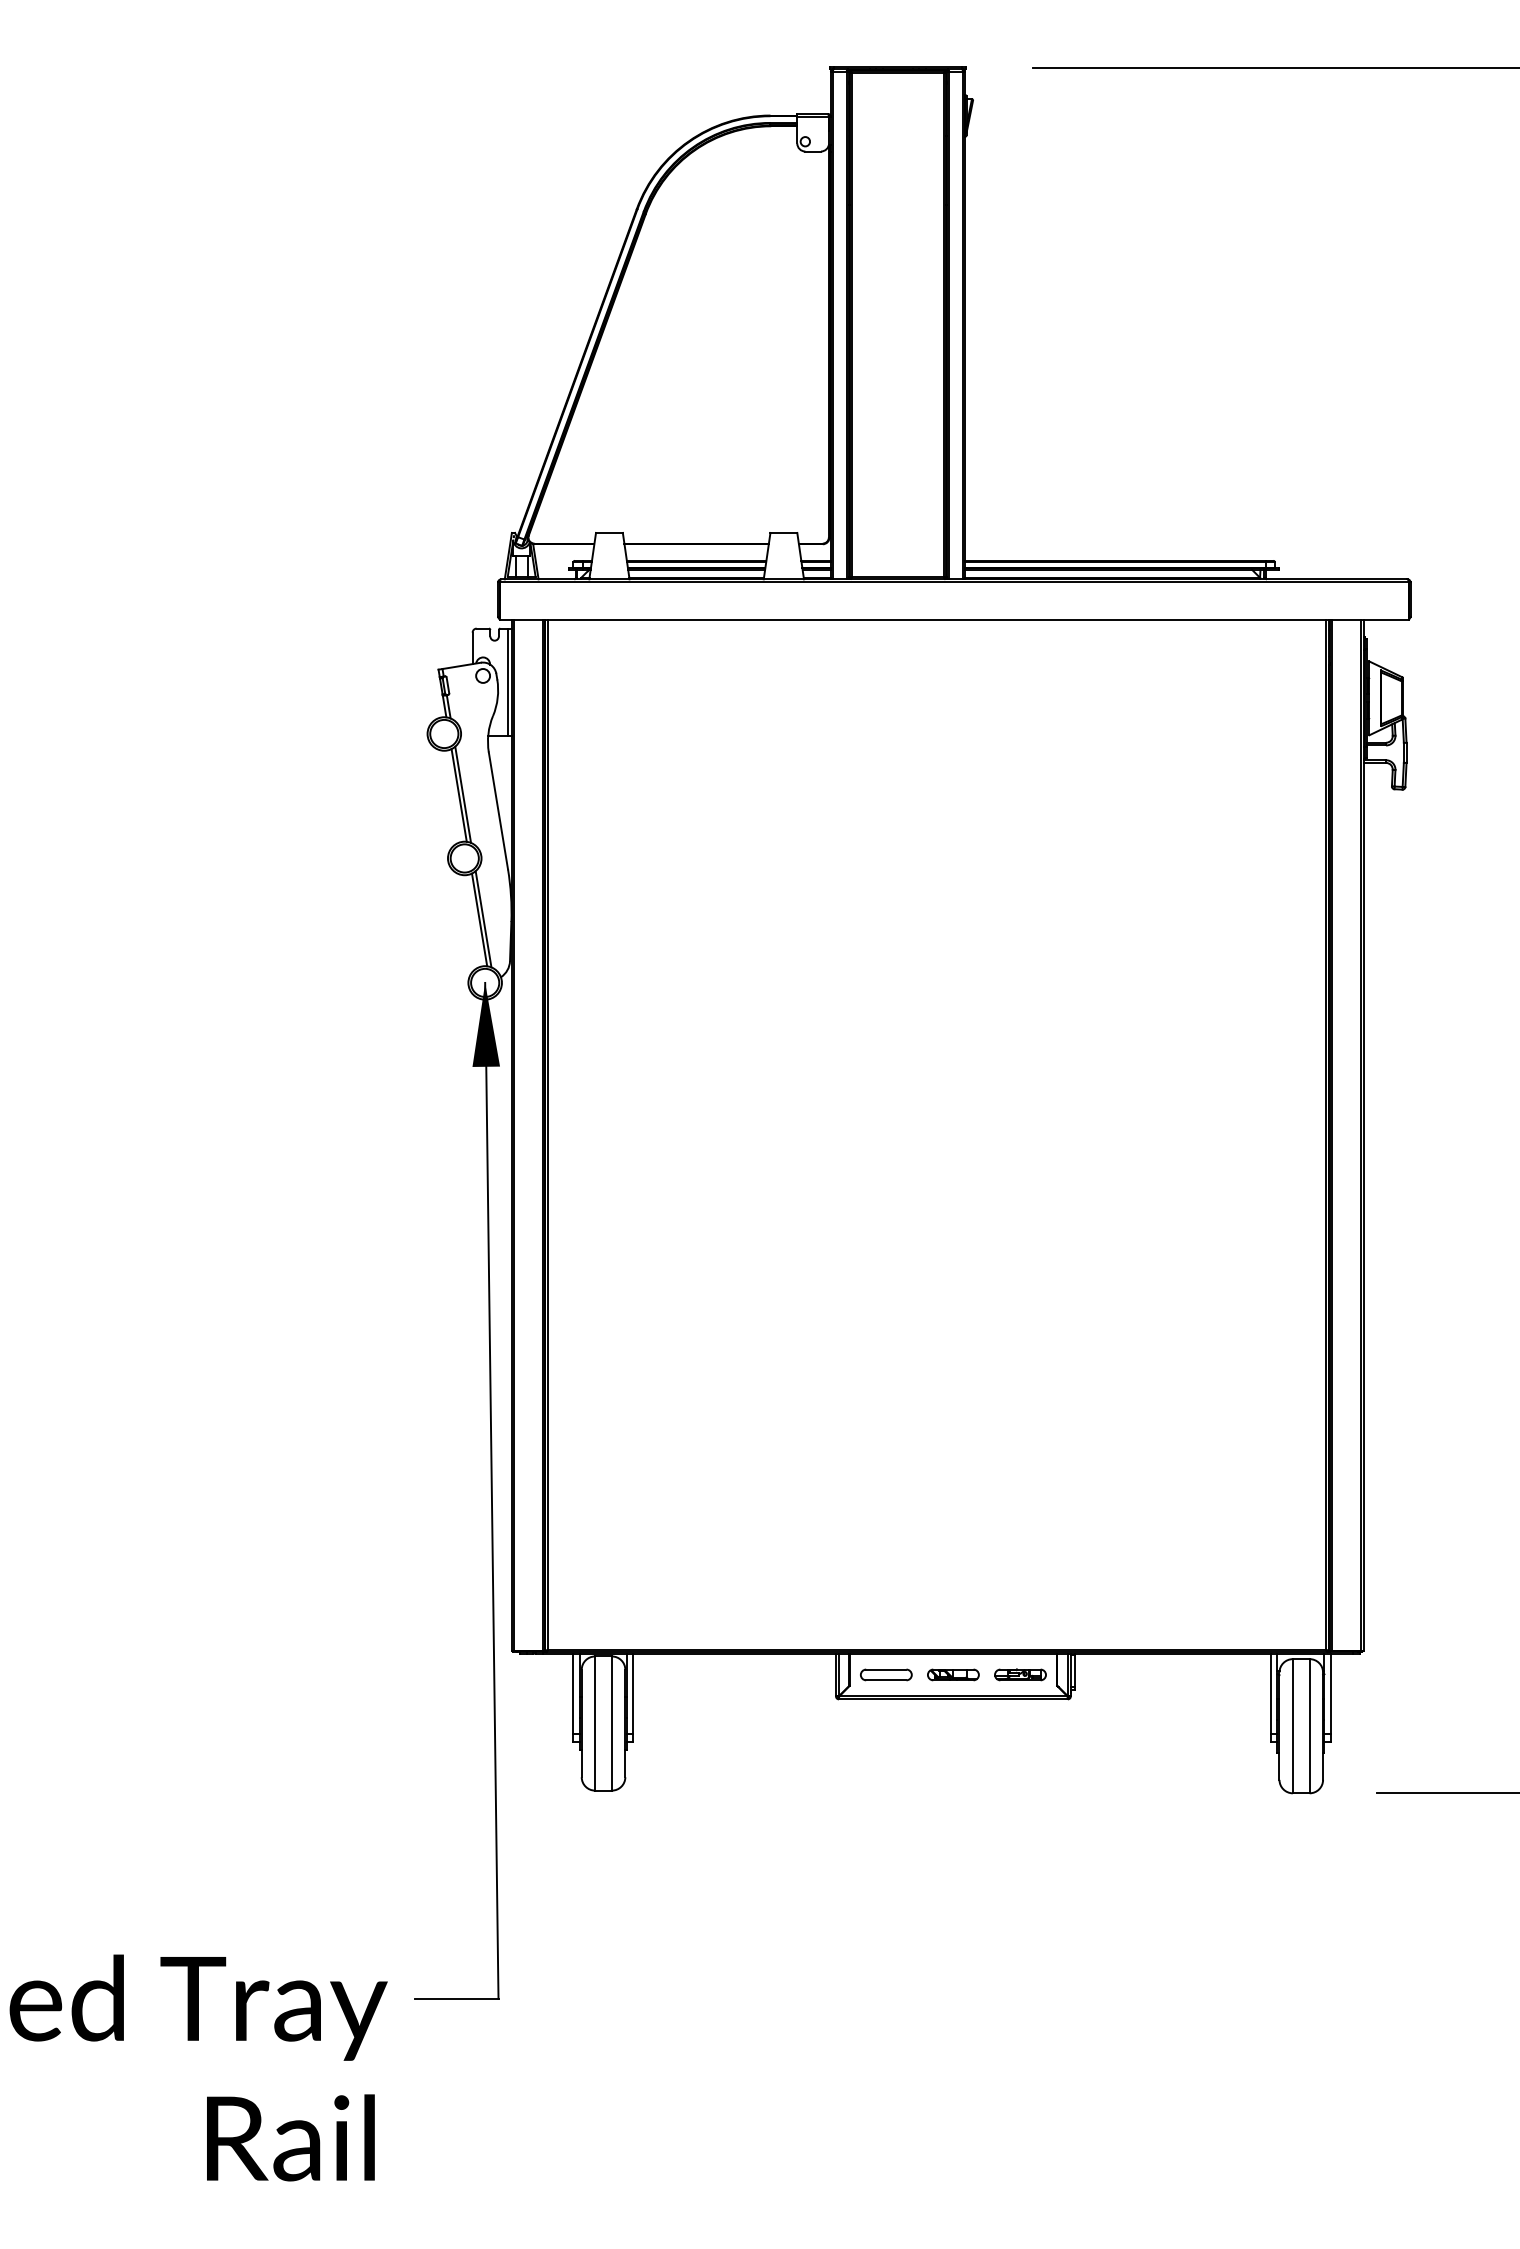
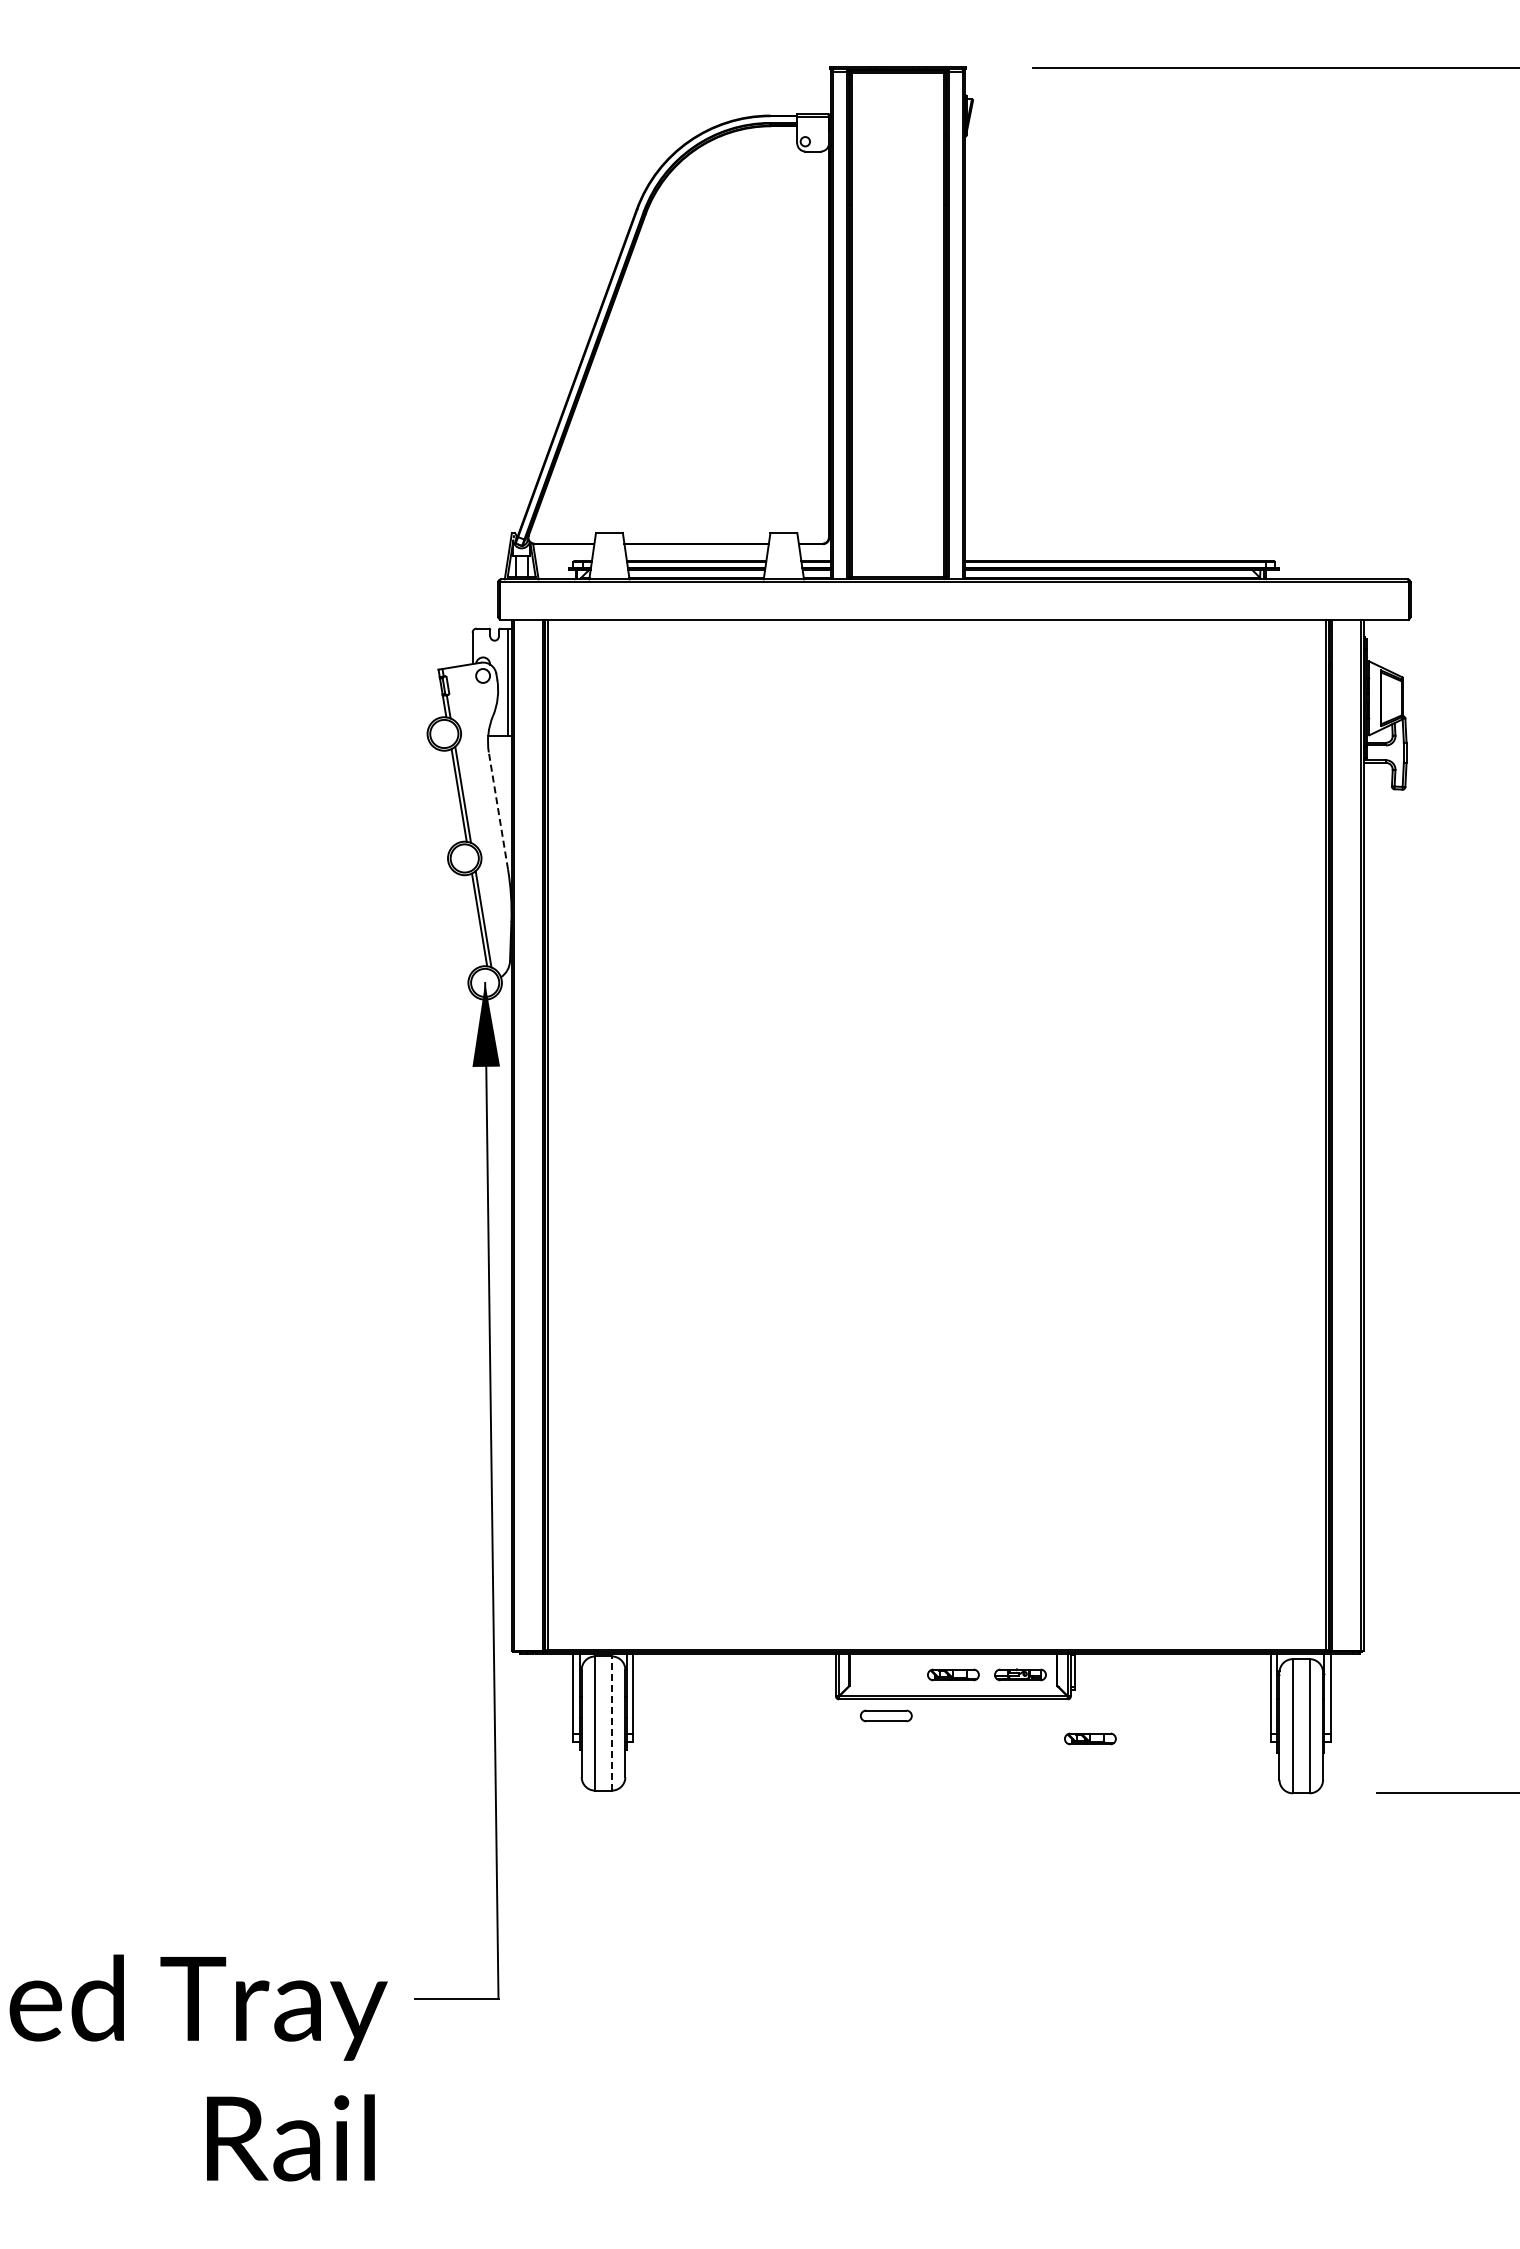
line: solid -> dashed (498, 810)
part position: (886, 1674) -> (886, 1715) (886, 1715)
line: solid -> dashed (611, 1723)
part: none -> present (1090, 1738)
